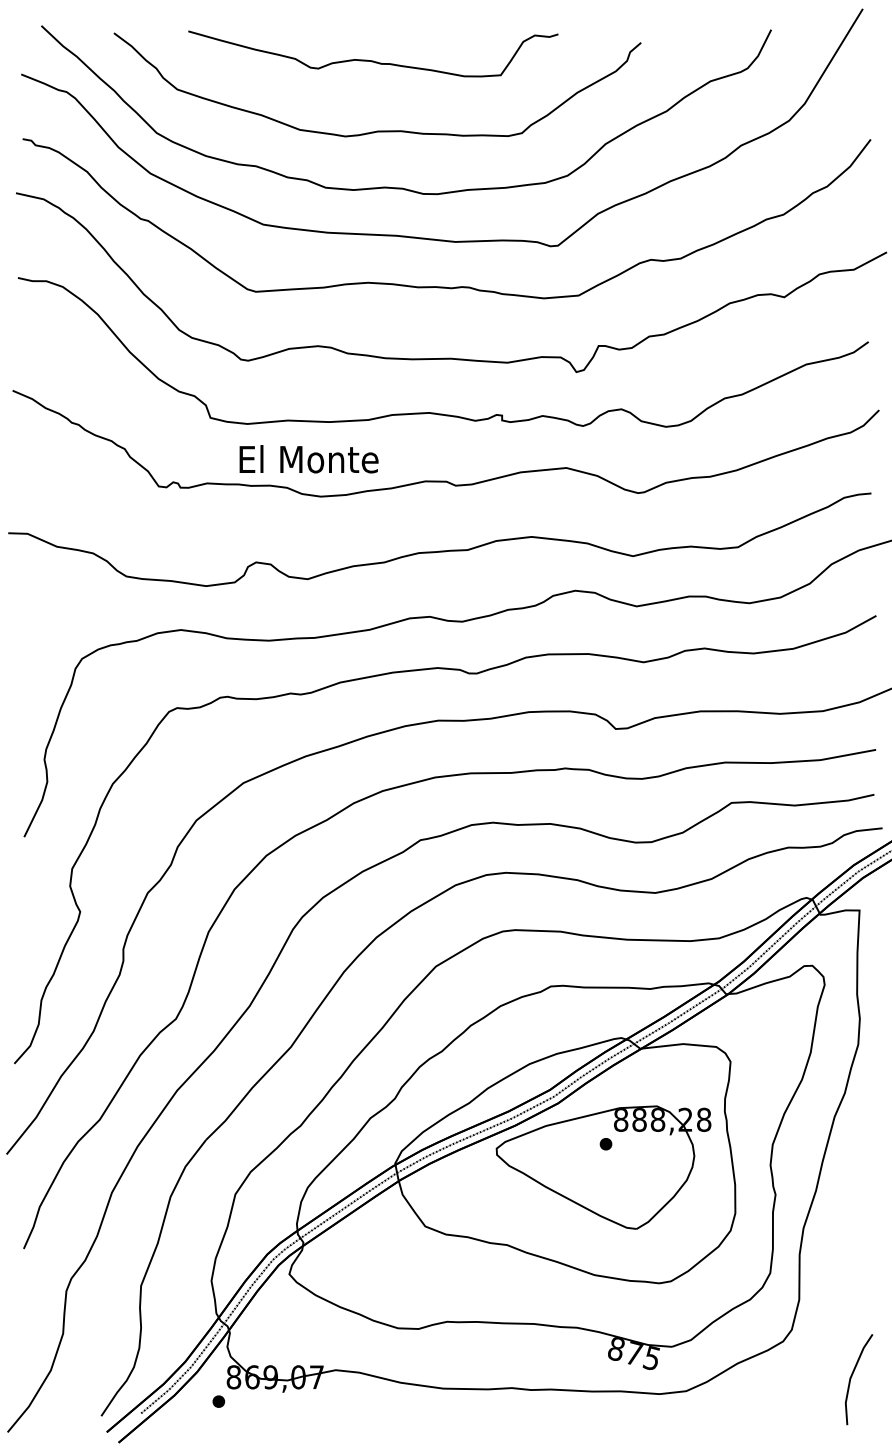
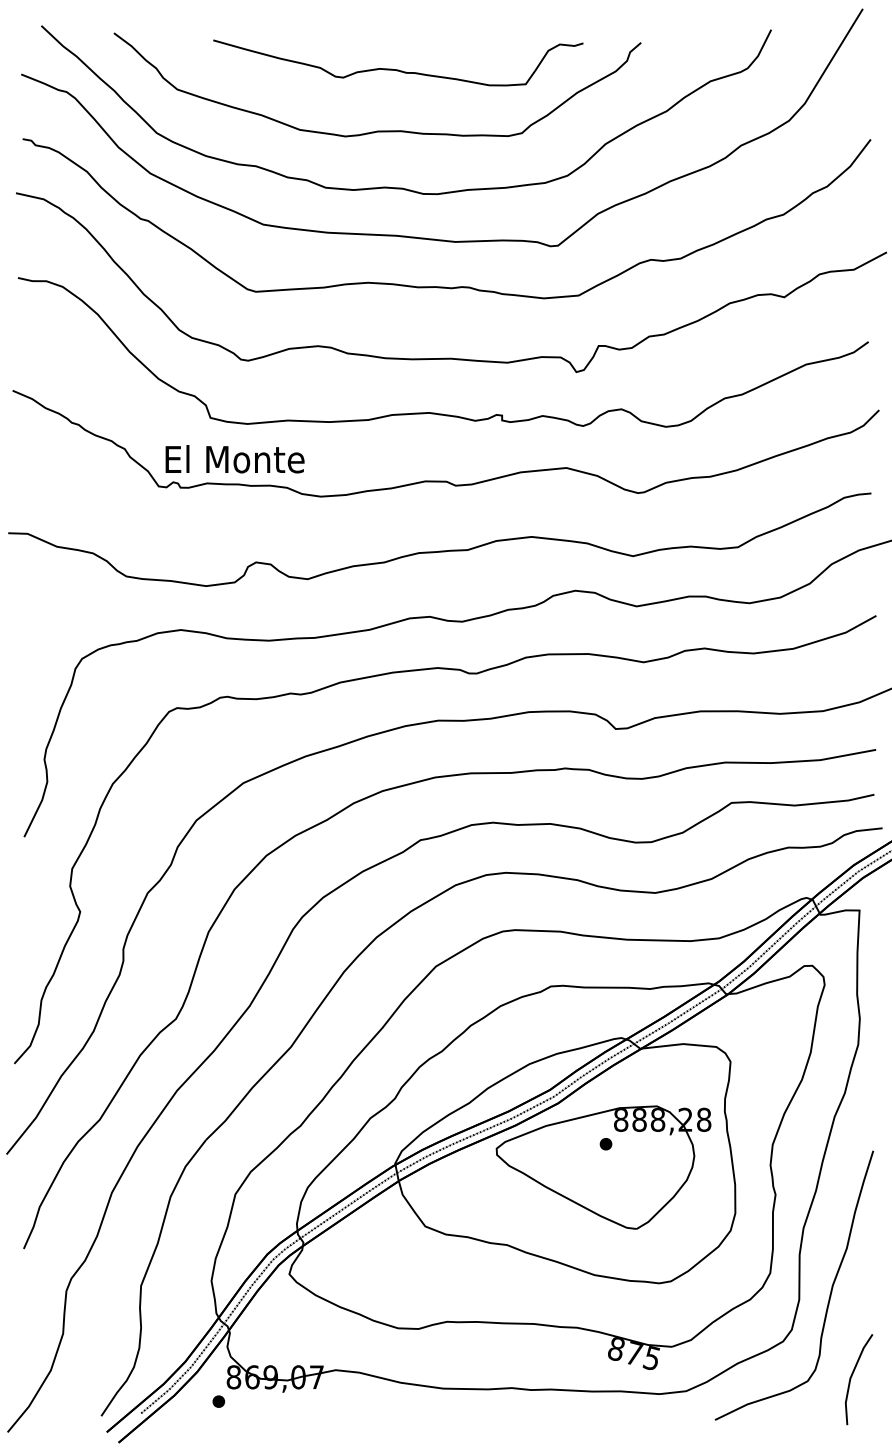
part position: (373, 60) -> (398, 69) (398, 69)
text position: (308, 459) -> (234, 459) (234, 459)
curve: none -> present (829, 1294)
